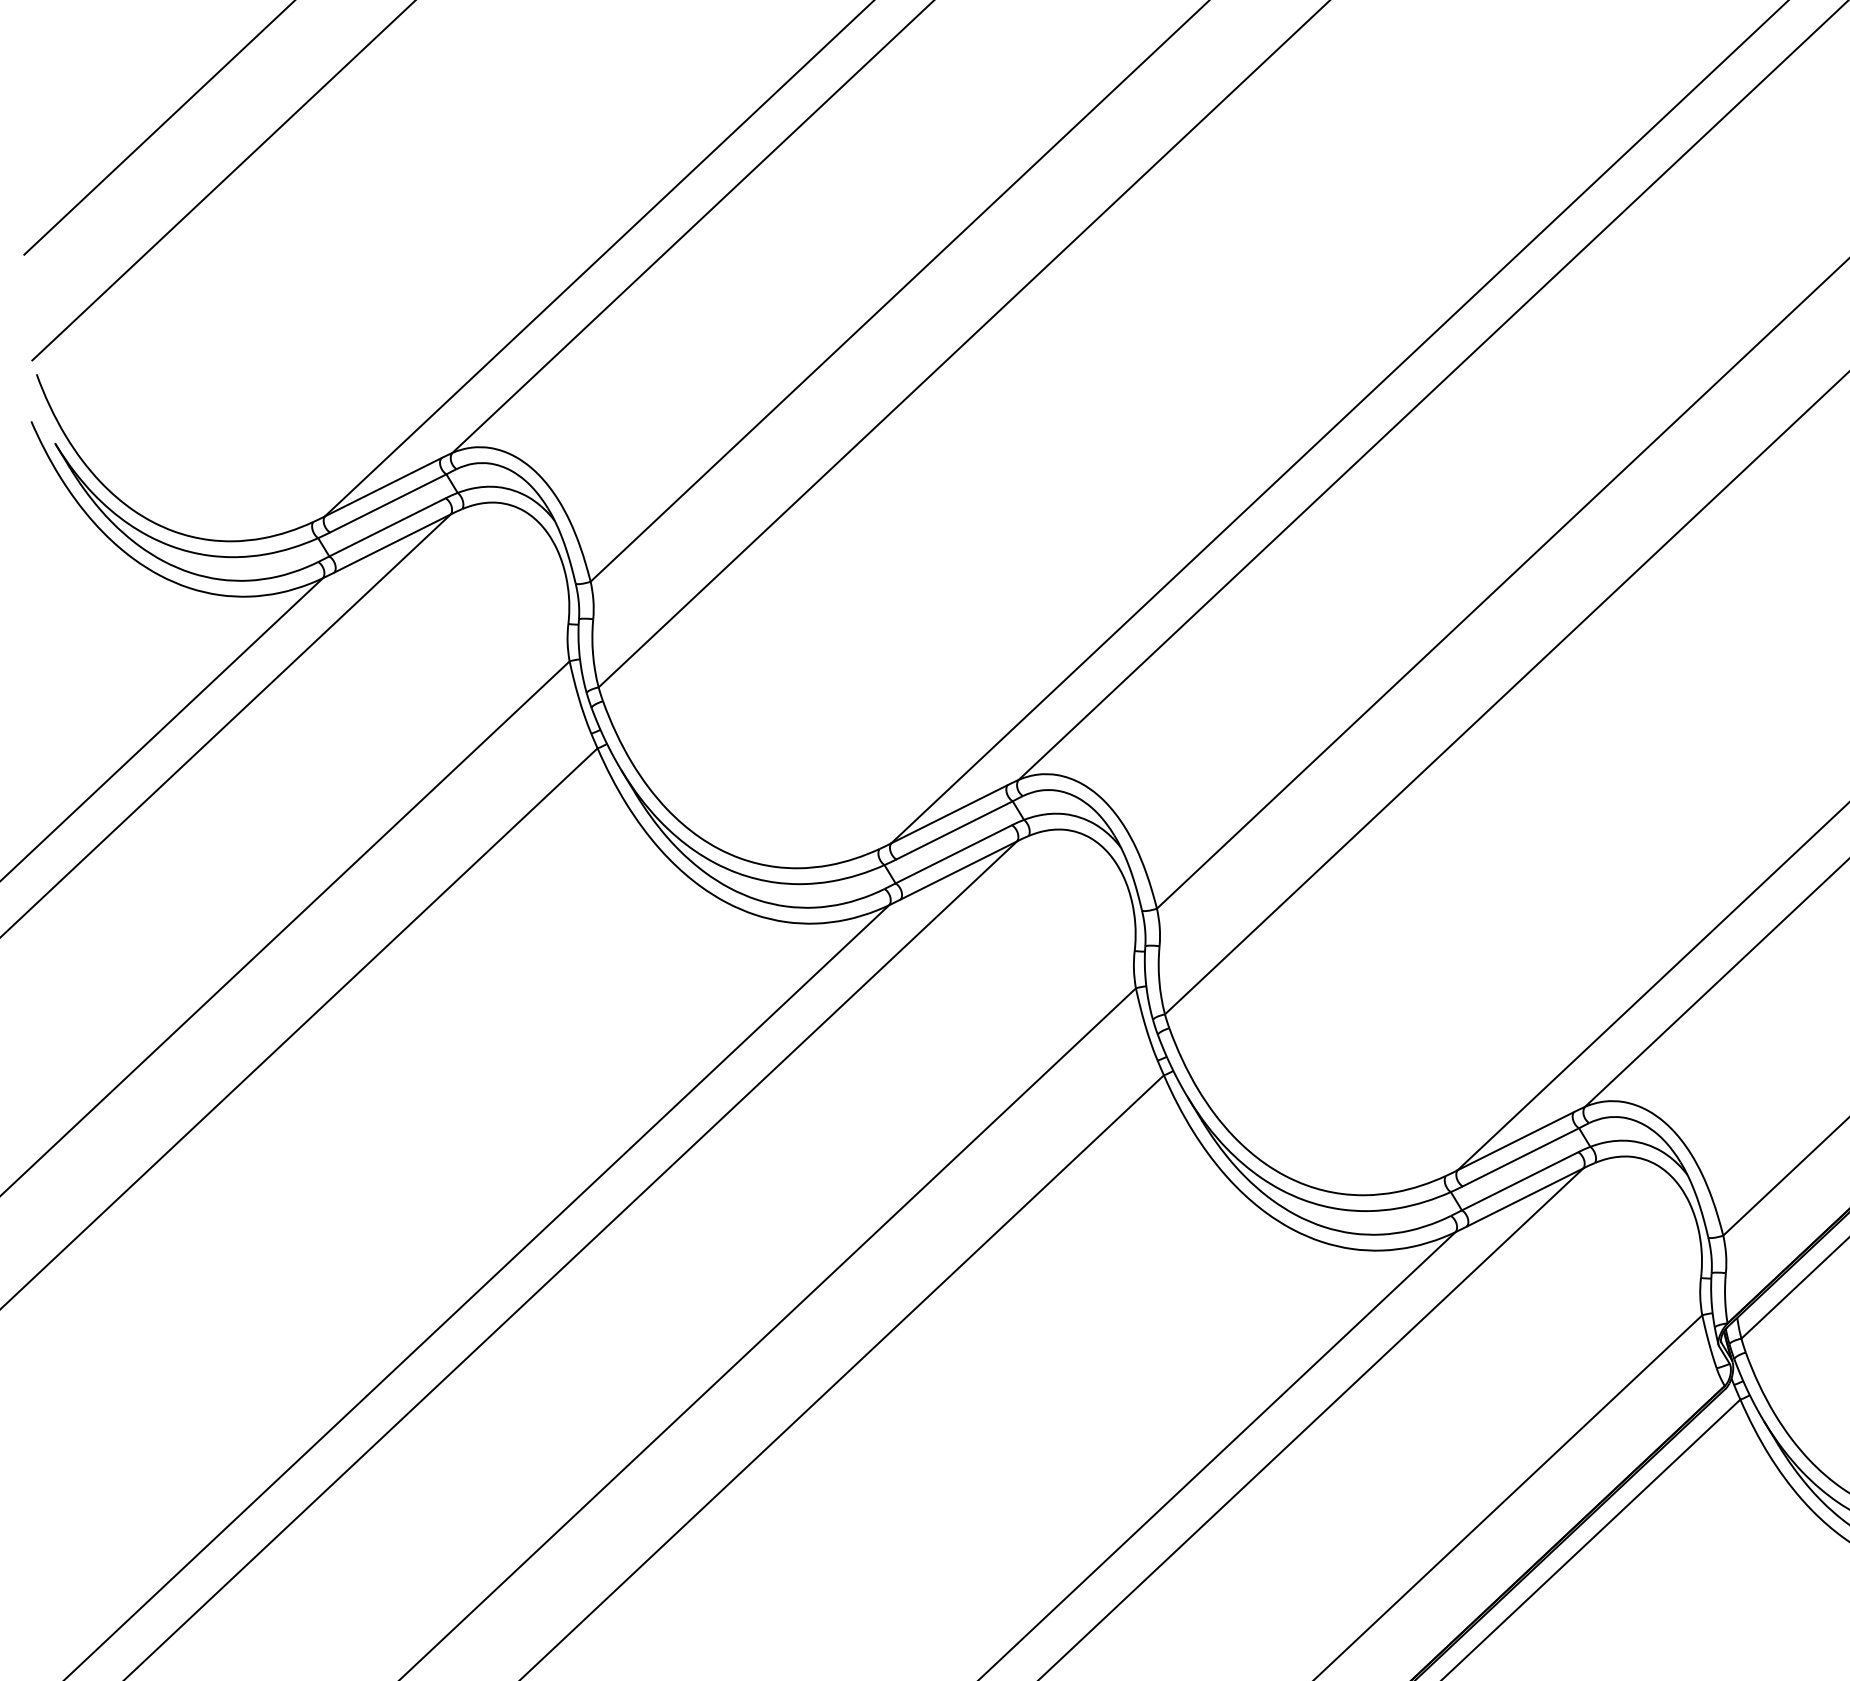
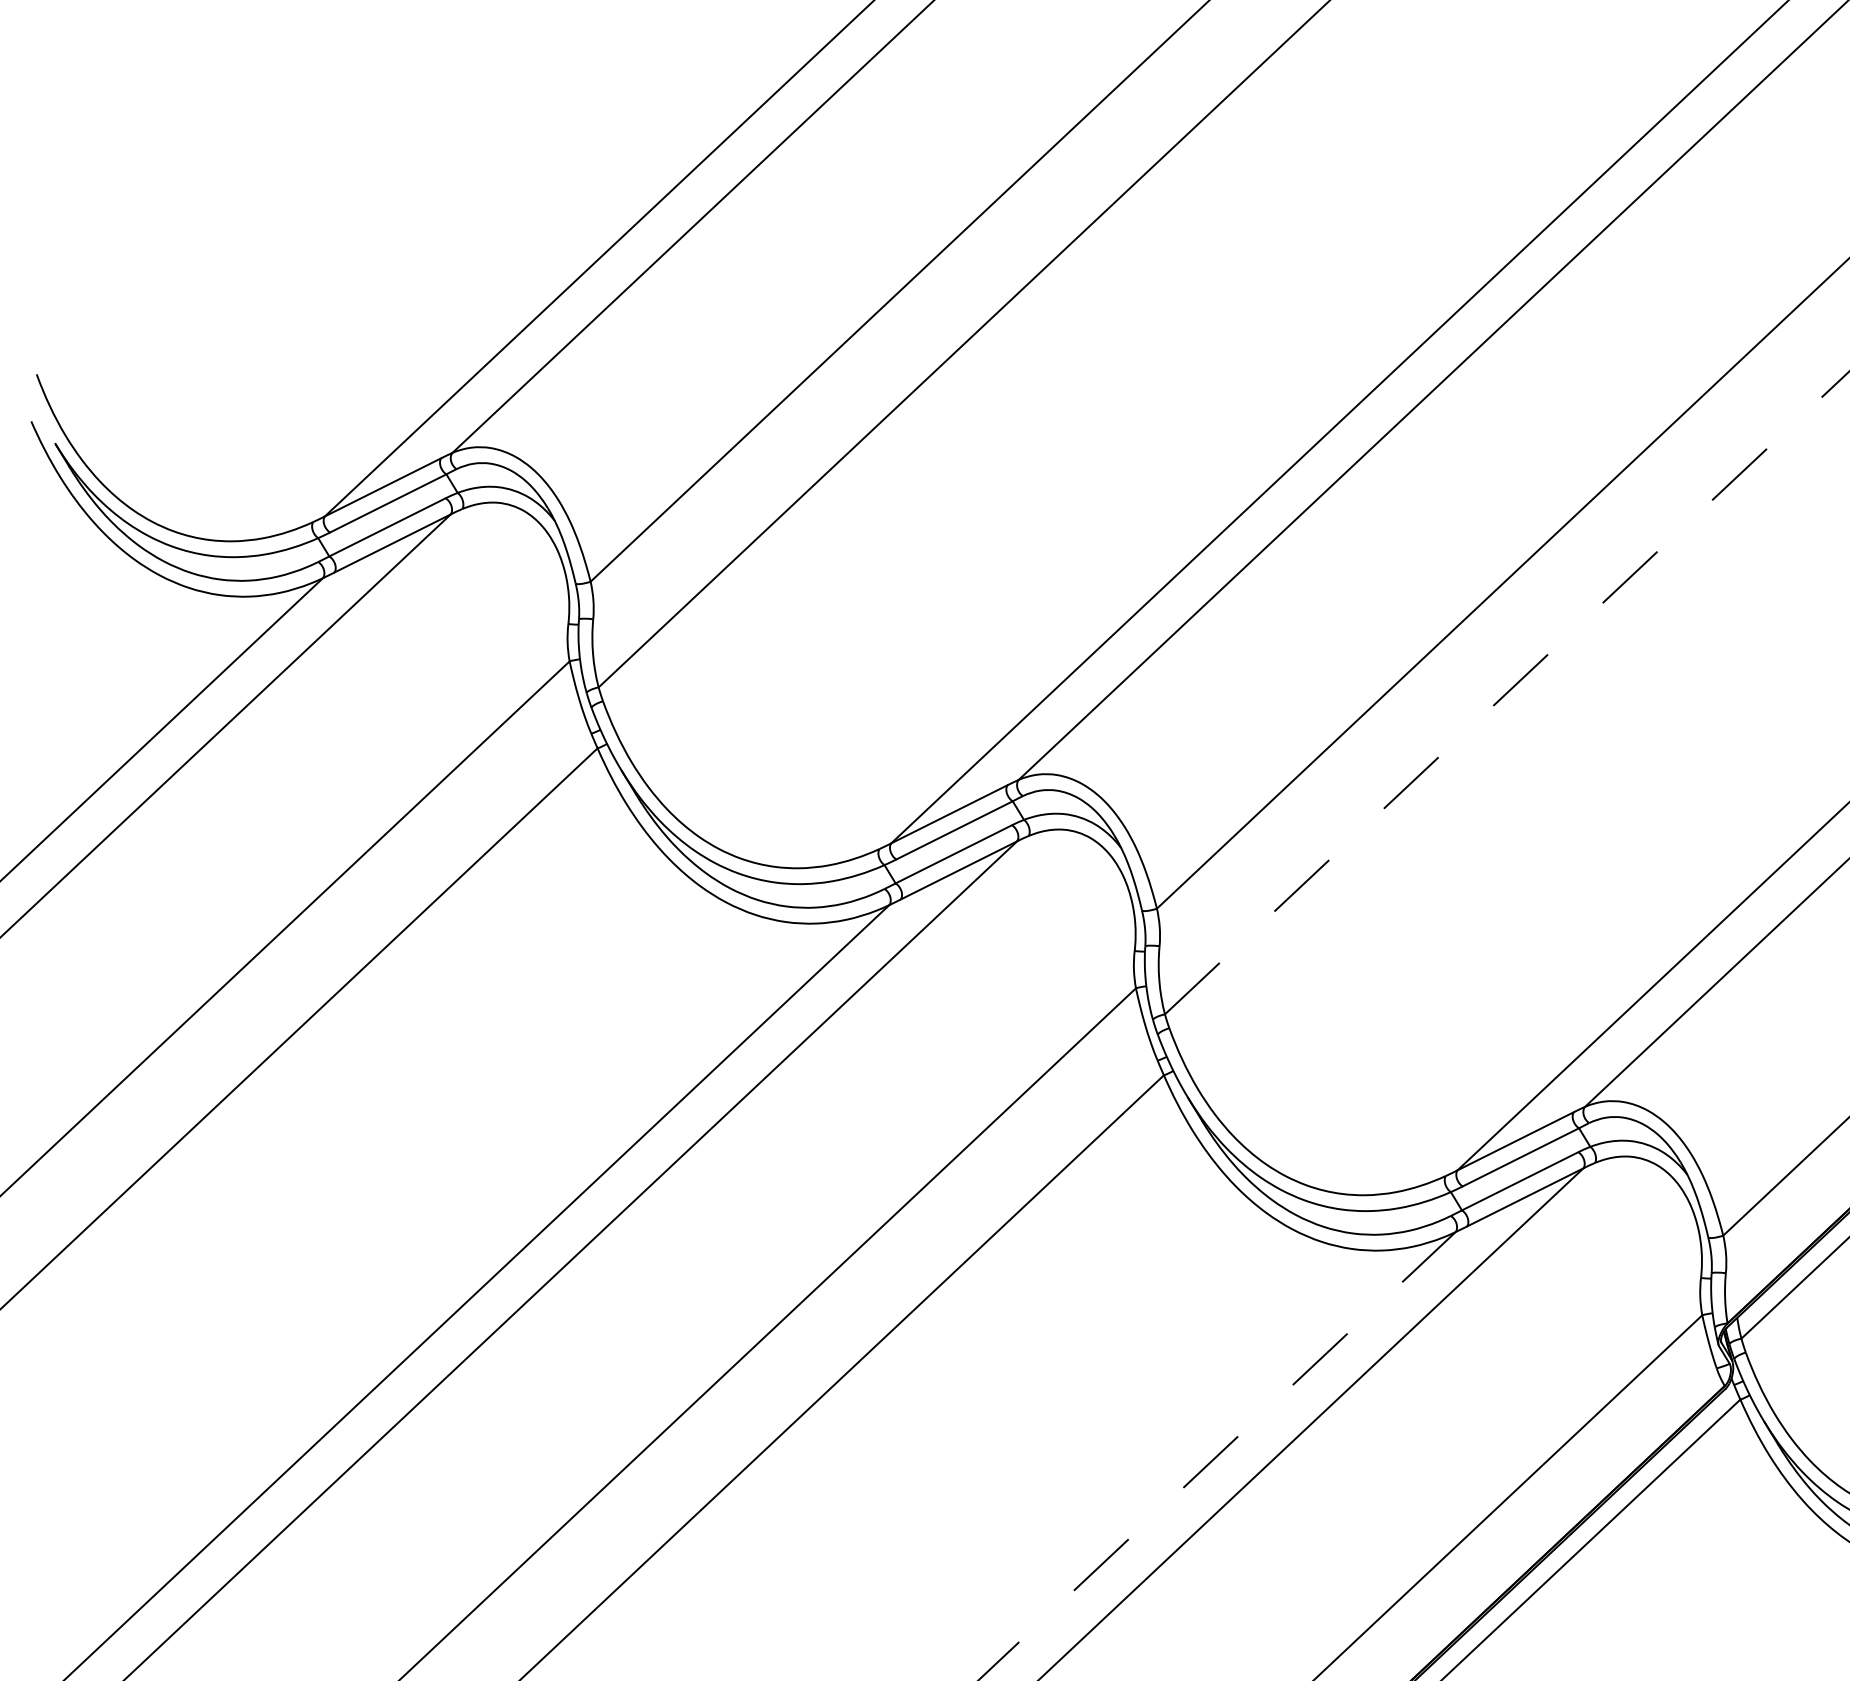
line: present -> none (158, 128)
line: present -> none (222, 181)
line: solid -> dashed (1507, 692)
line: solid -> dashed (1217, 1455)
